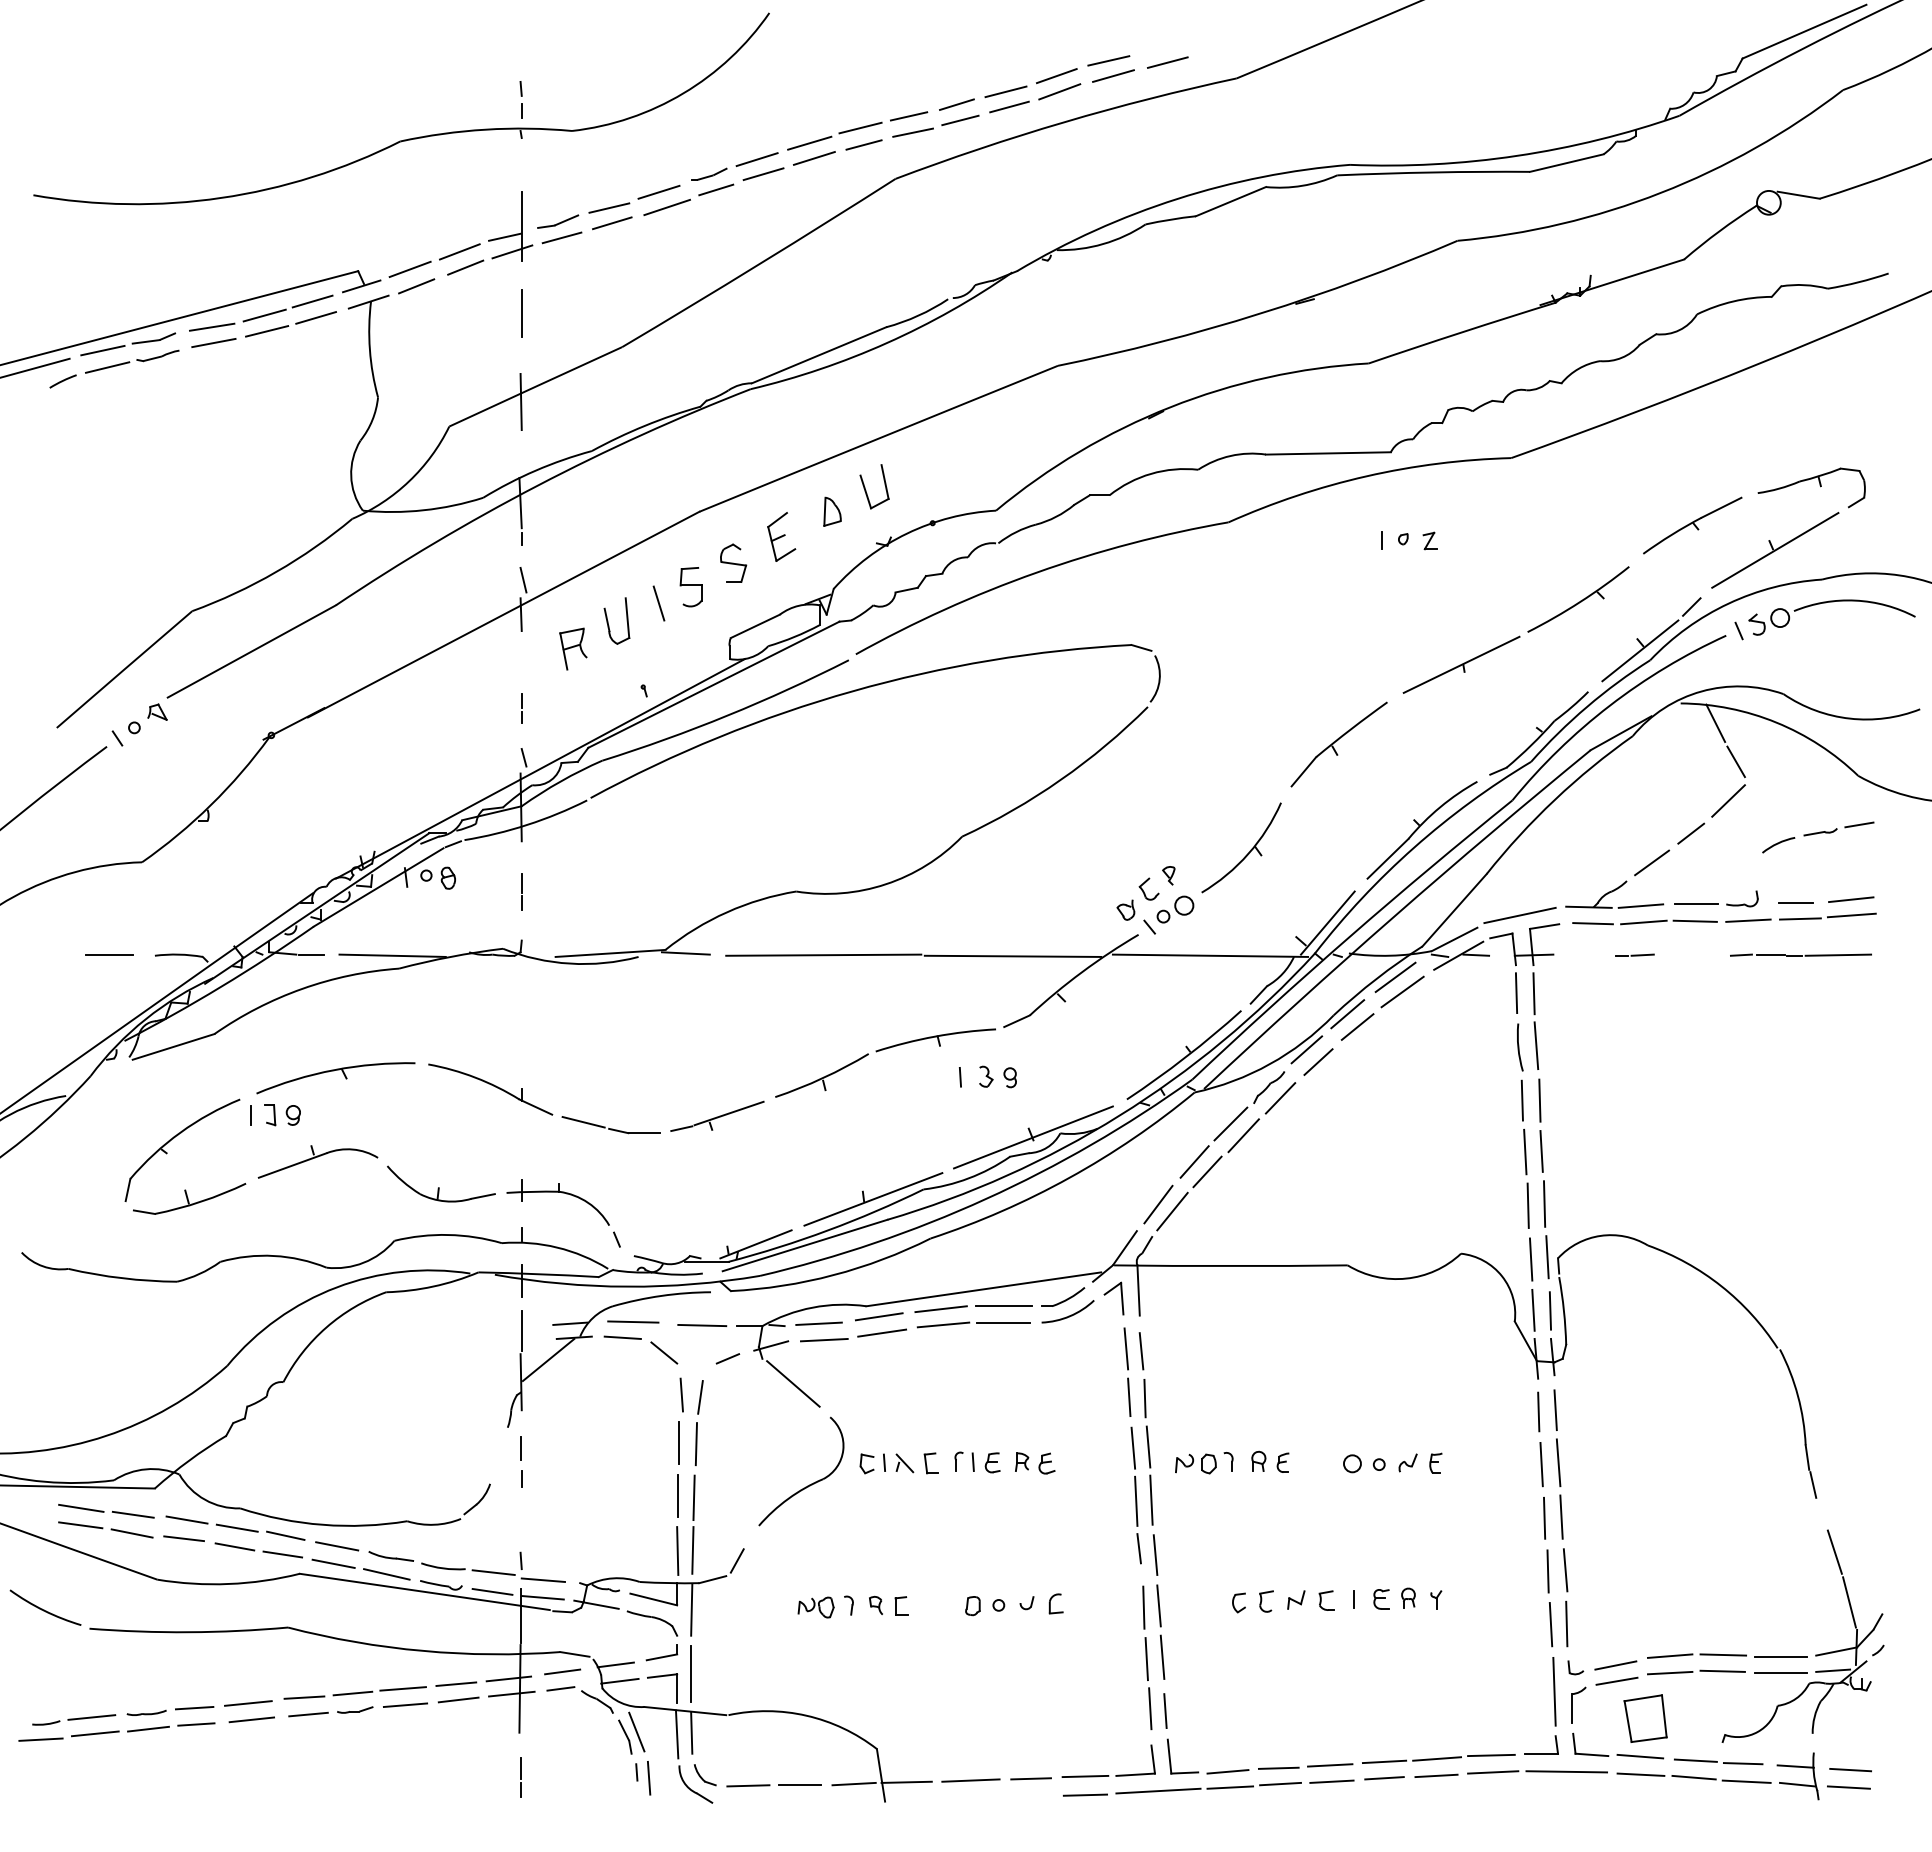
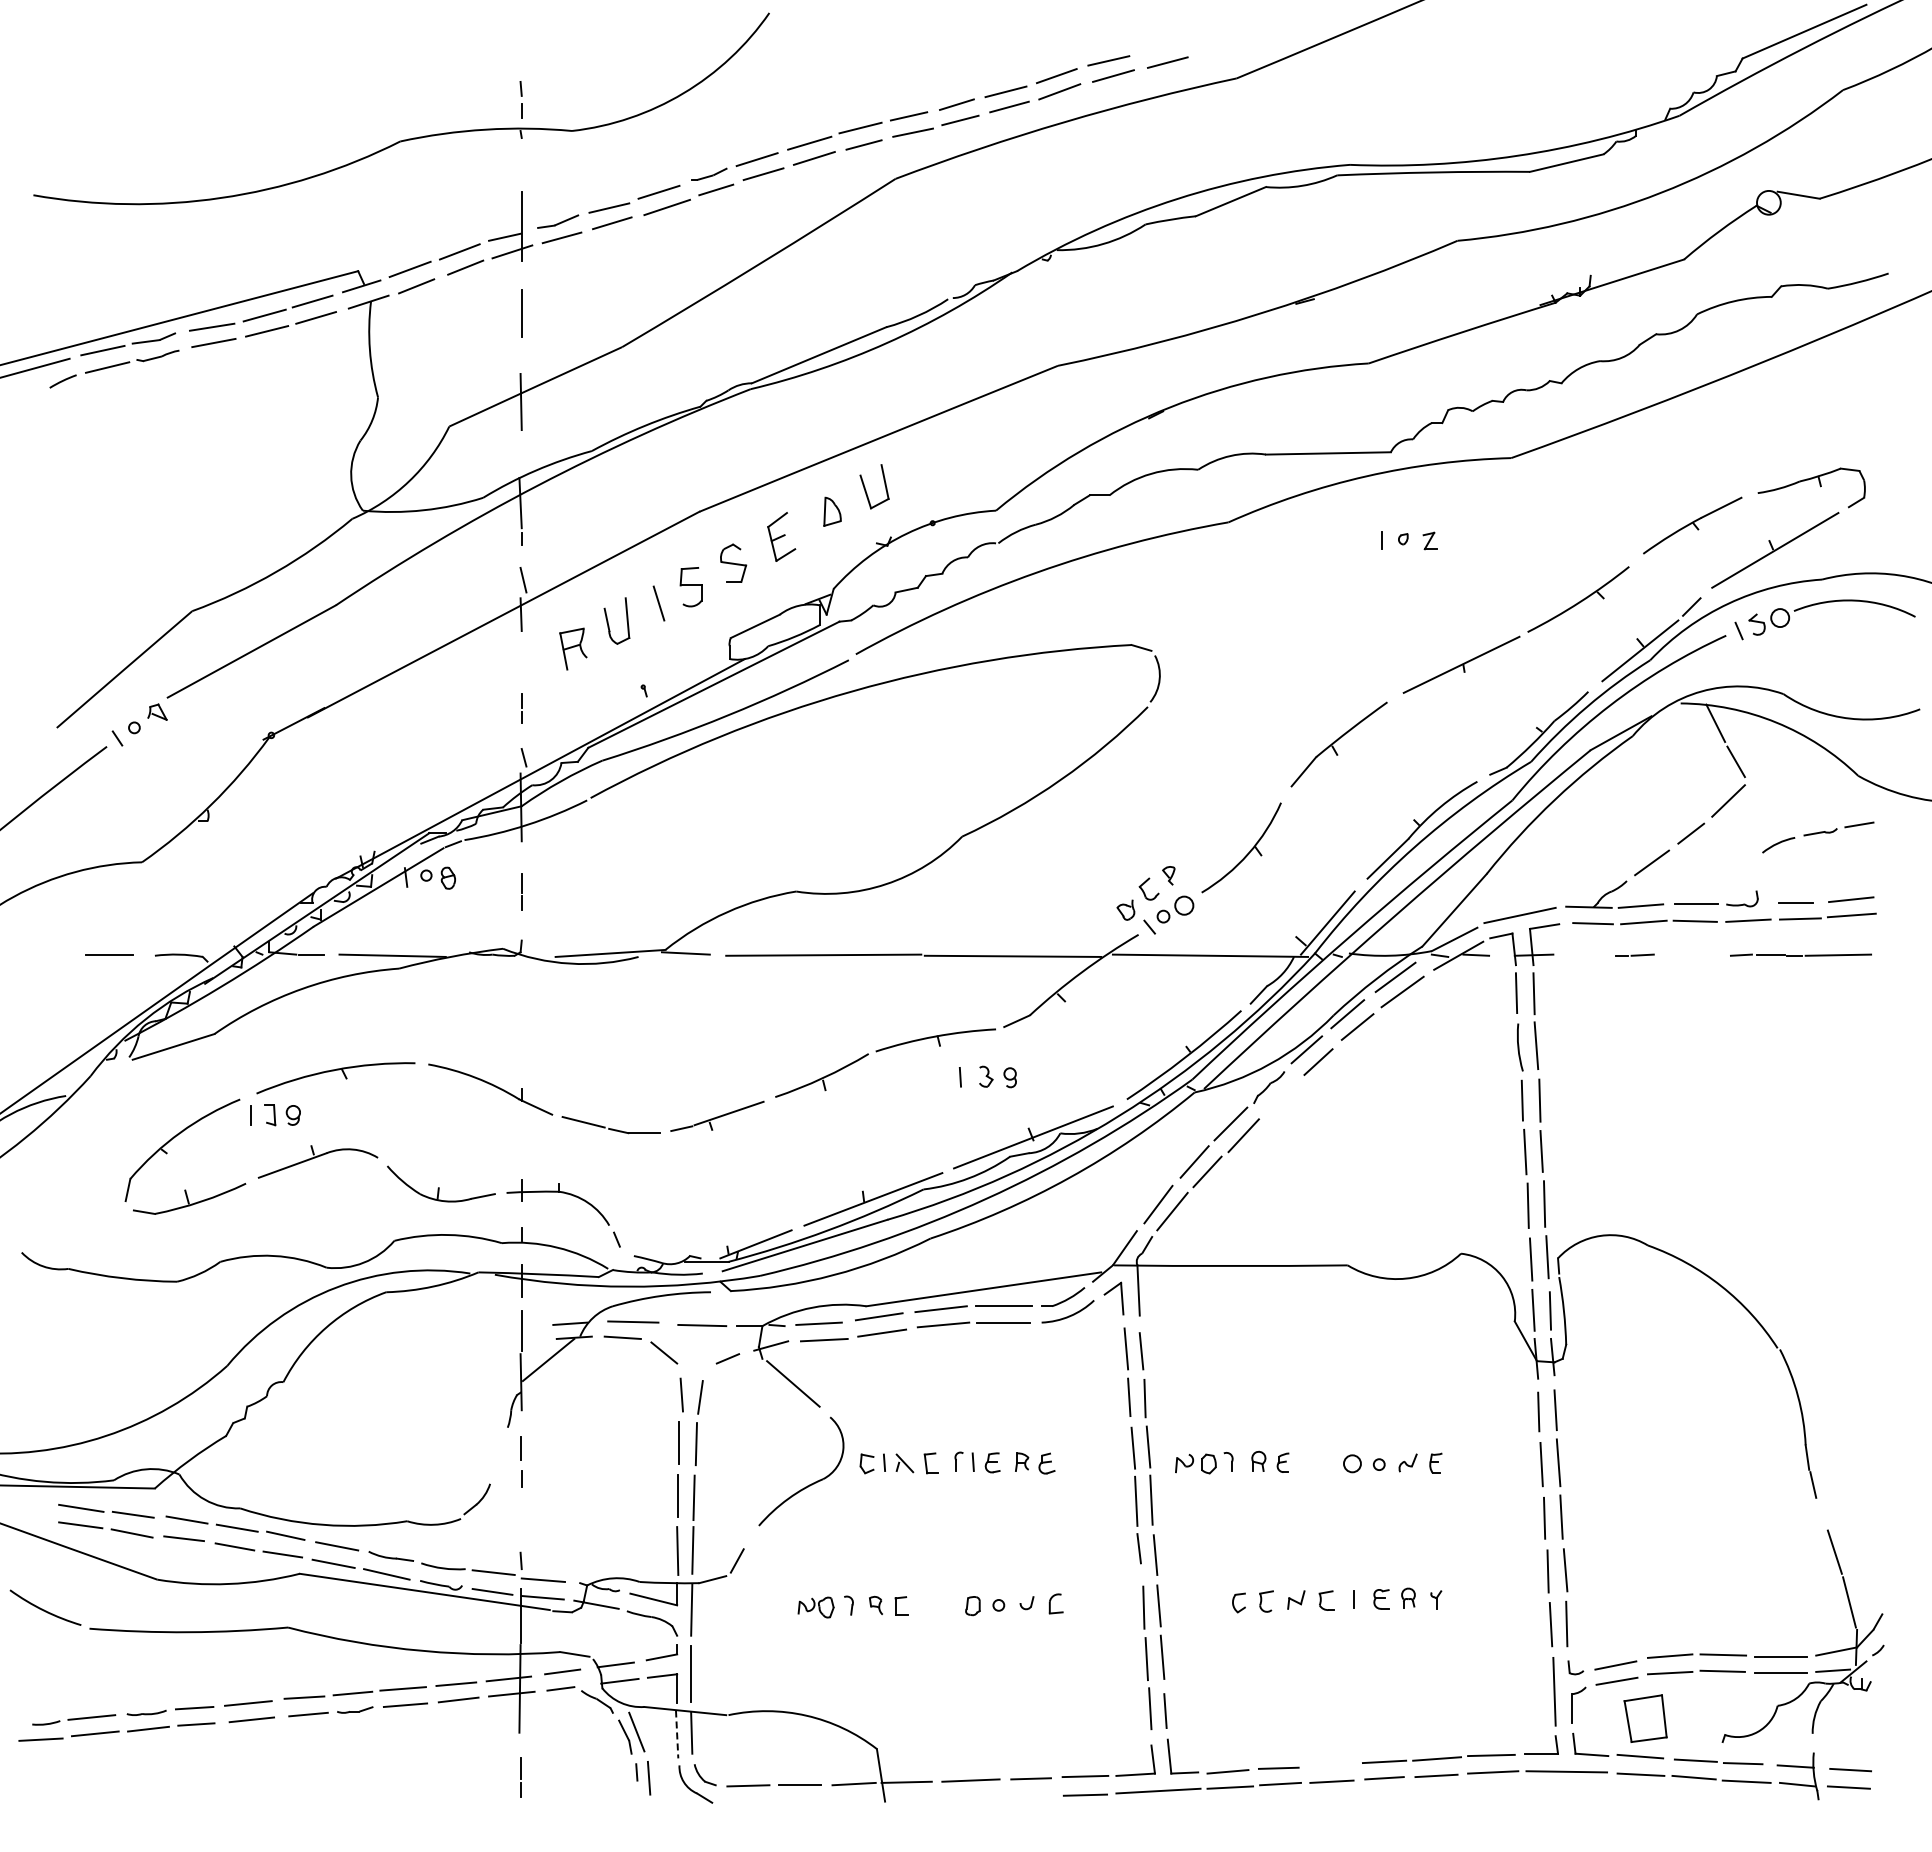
line: present -> none (1280, 1098)
line: solid -> dashed (677, 1734)
line: present -> none (1330, 1765)
